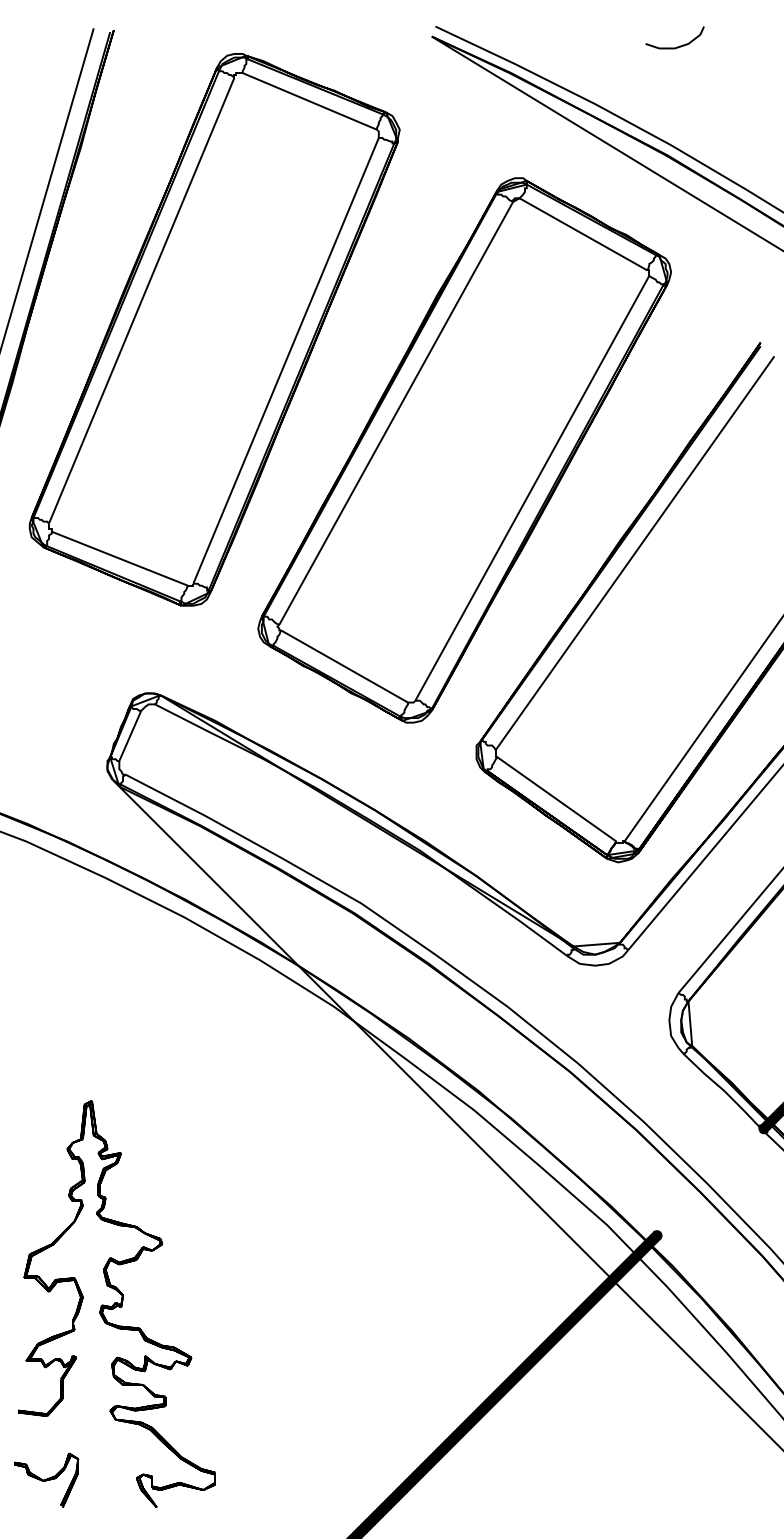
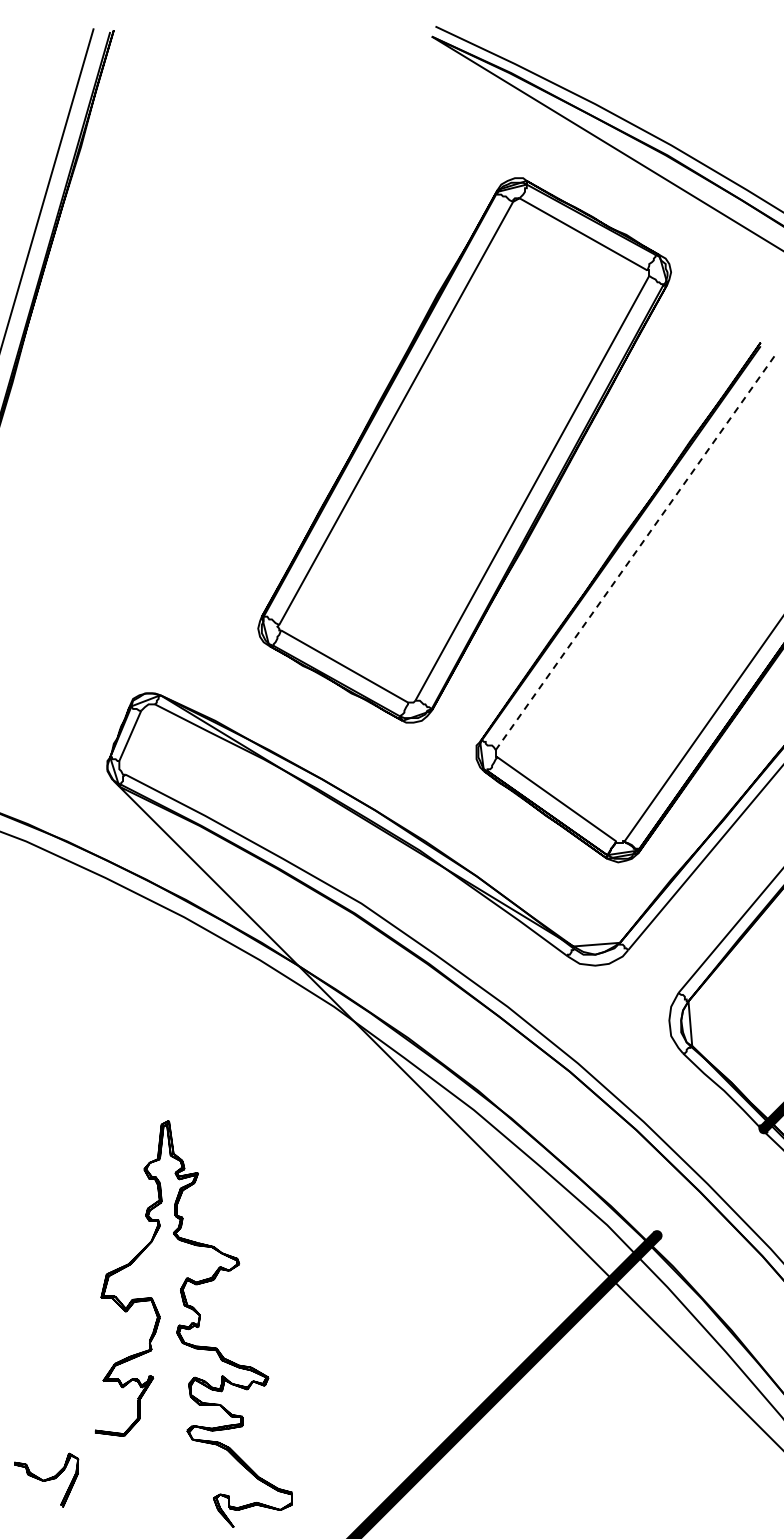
curve: present -> none (677, 46)
part: present -> none (214, 329)
line: solid -> dashed (634, 553)
part position: (116, 1303) -> (193, 1323) (193, 1323)
